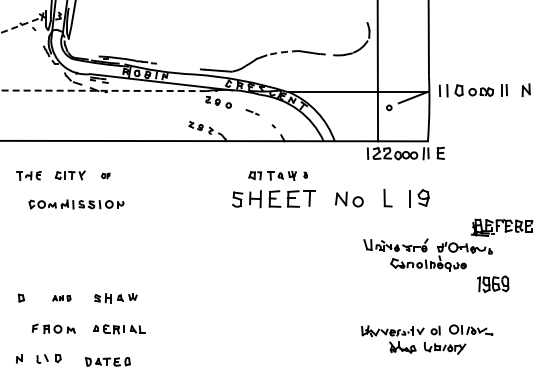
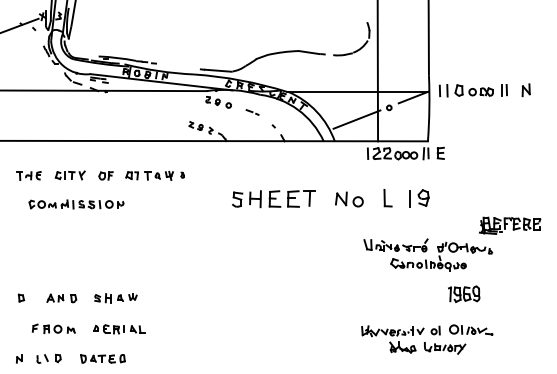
line: dashed -> solid (19, 26)
arc: dashed -> solid (282, 52)
line: dashed -> solid (103, 90)
line: none -> present (356, 119)
part size: 10x8 px -> 16x10 px (105, 175)
part position: (277, 175) -> (154, 175) (154, 175)
part position: (502, 227) -> (510, 225) (510, 225)
part position: (493, 283) -> (464, 293) (464, 293)
part size: 20x7 px -> 32x11 px (61, 298)
part position: (107, 361) -> (102, 358) (102, 358)
